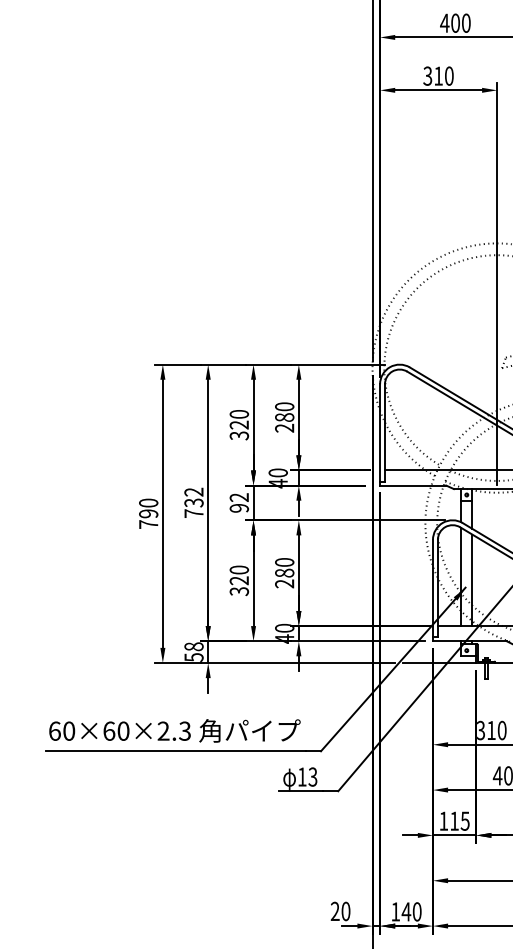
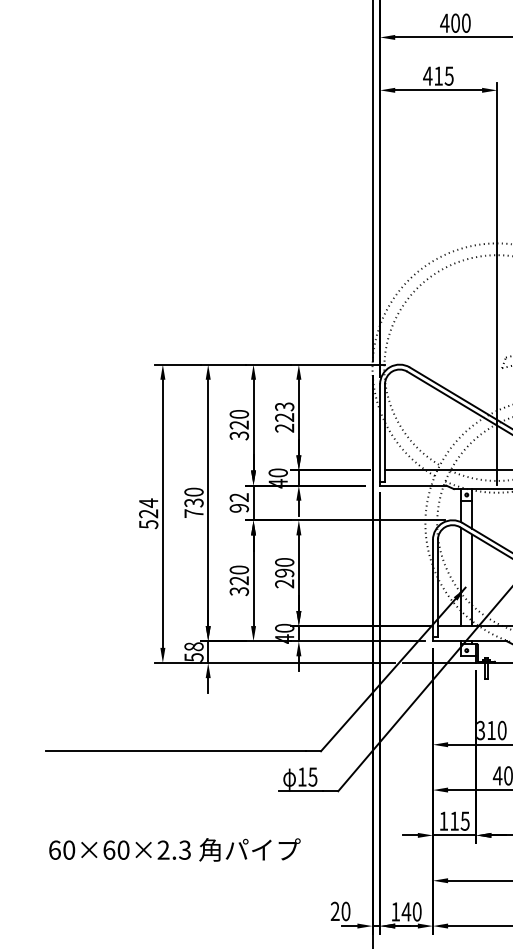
text: 310 -> 415 (438, 75)
text: 280 -> 223 (284, 411)
text: 732 -> 730 (193, 491)
text: 790 -> 524 (148, 513)
text: 280 -> 290 (284, 572)
text position: (174, 730) -> (174, 849) (174, 849)
text: 13 -> 15 (313, 776)
